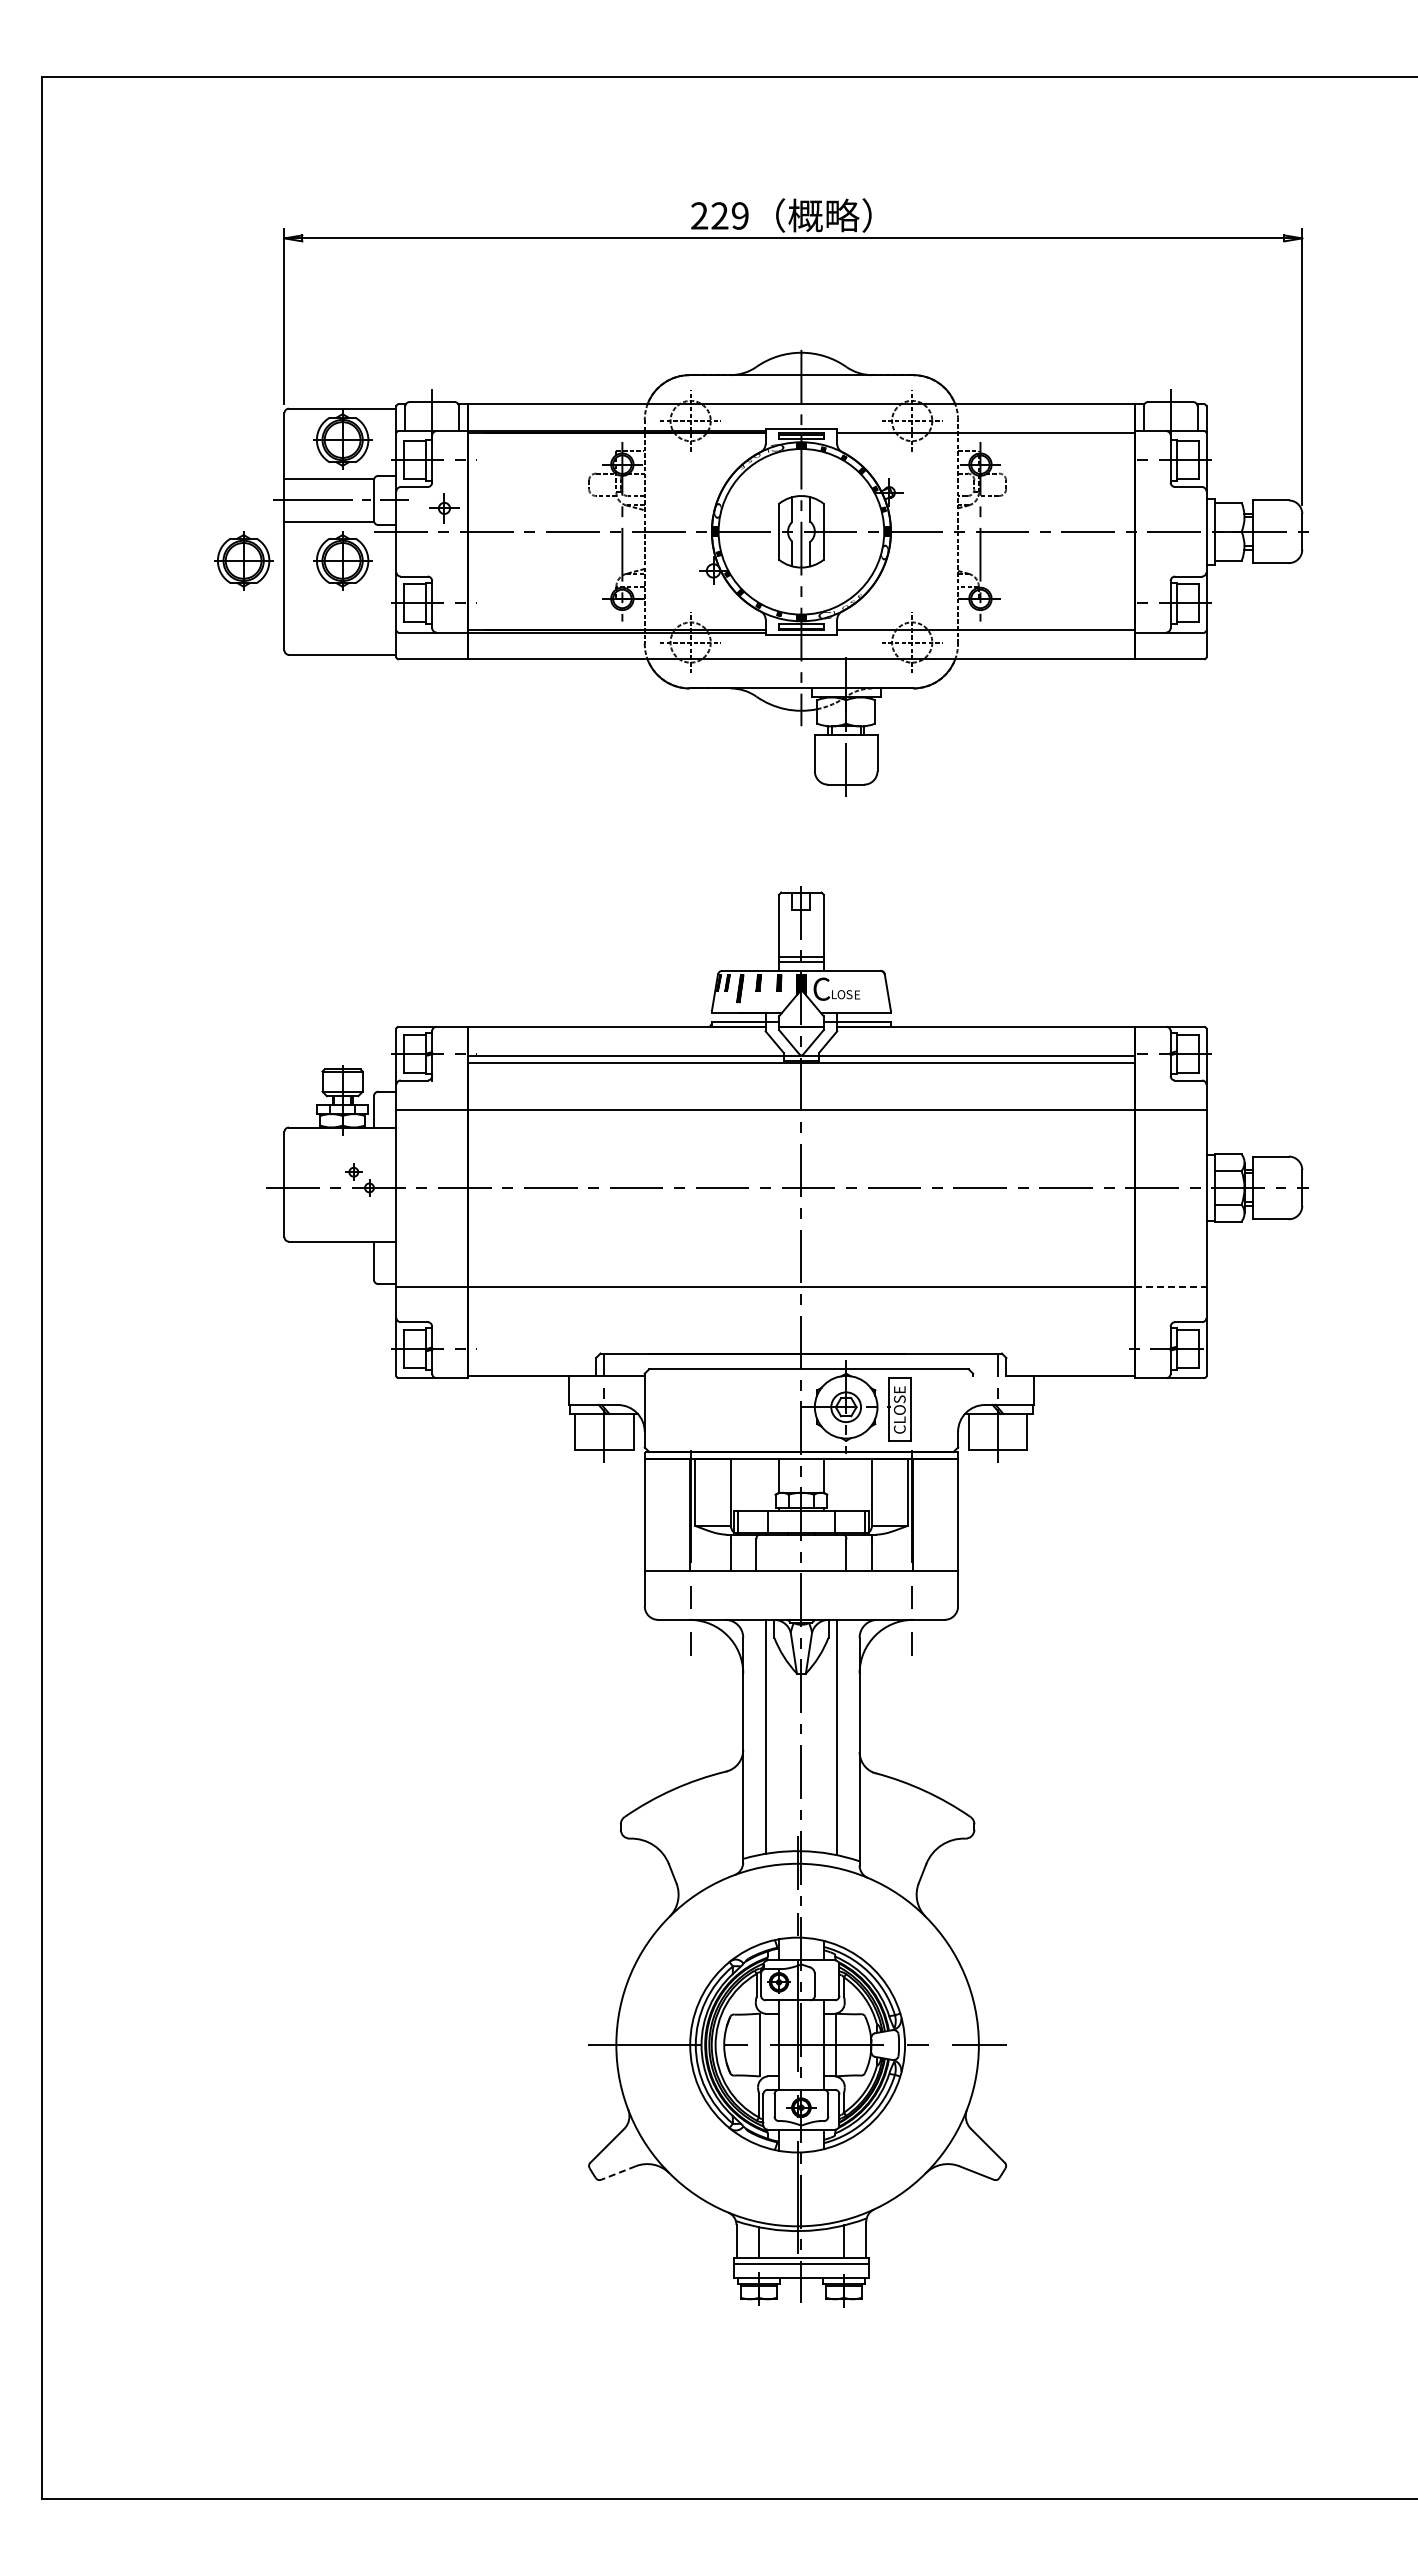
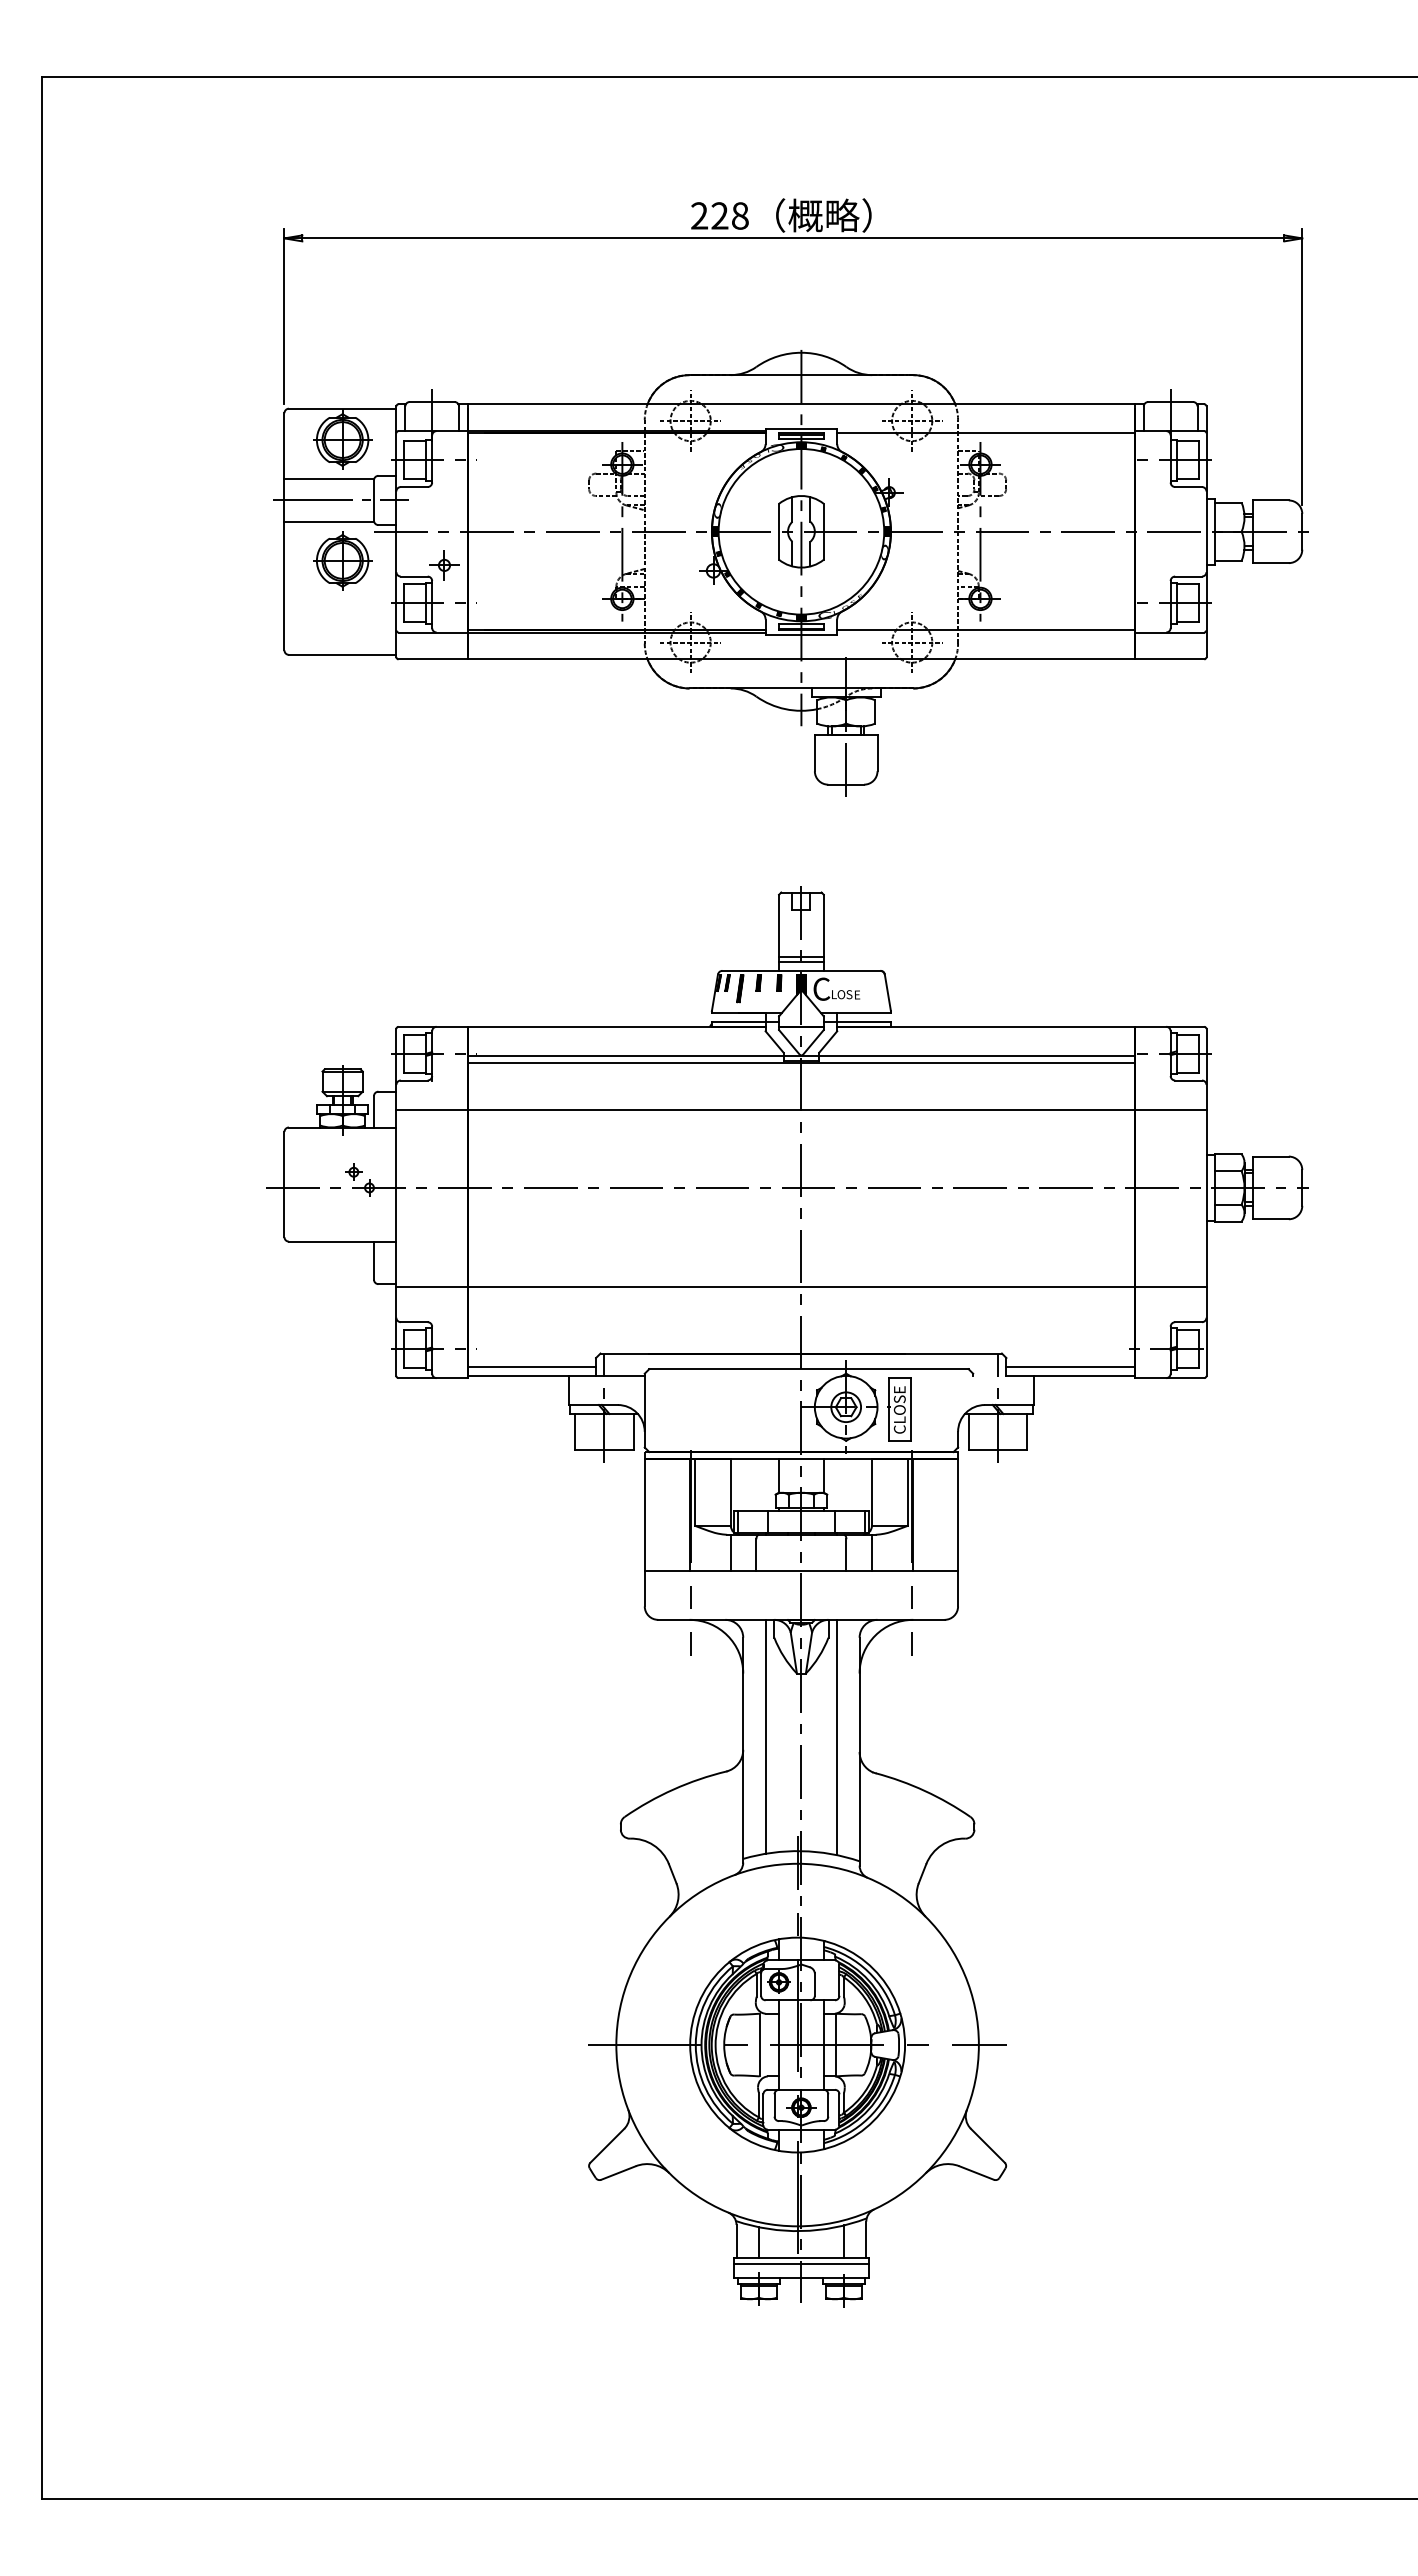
text: 229 -> 228 (739, 215)
part position: (444, 508) -> (444, 565) (444, 565)
part: present -> none (243, 560)
line: dashed -> solid (1170, 1286)
line: none -> present (531, 1366)
line: none -> present (1070, 1366)
line: dashed -> solid (618, 2173)
